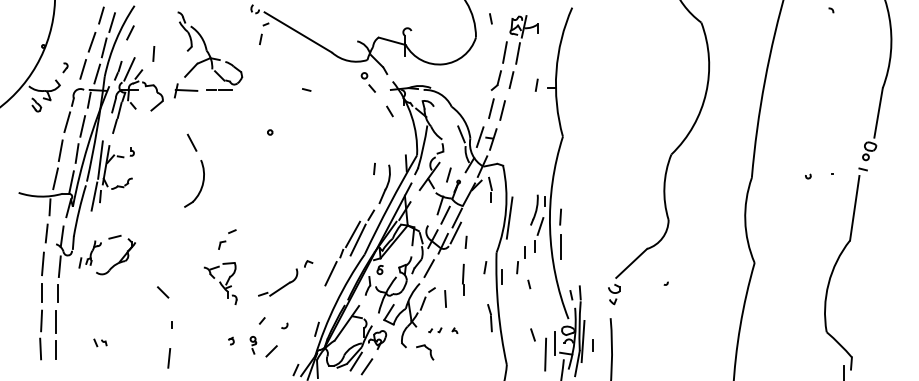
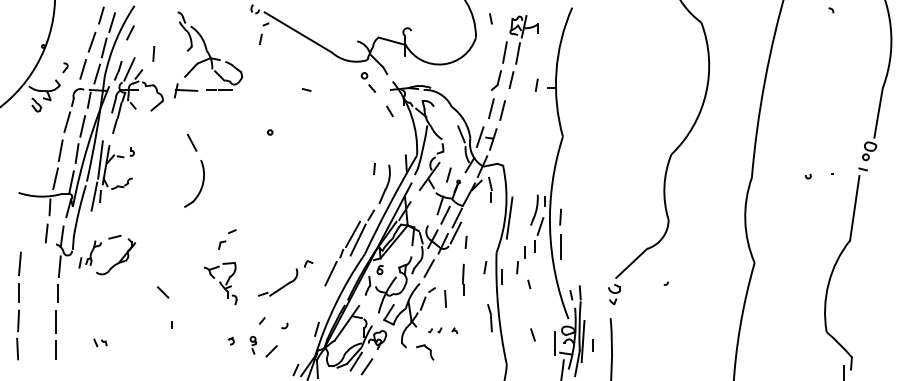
part position: (41, 305) -> (18, 305) (18, 305)
line: present -> none (545, 354)
line: present -> none (169, 358)
